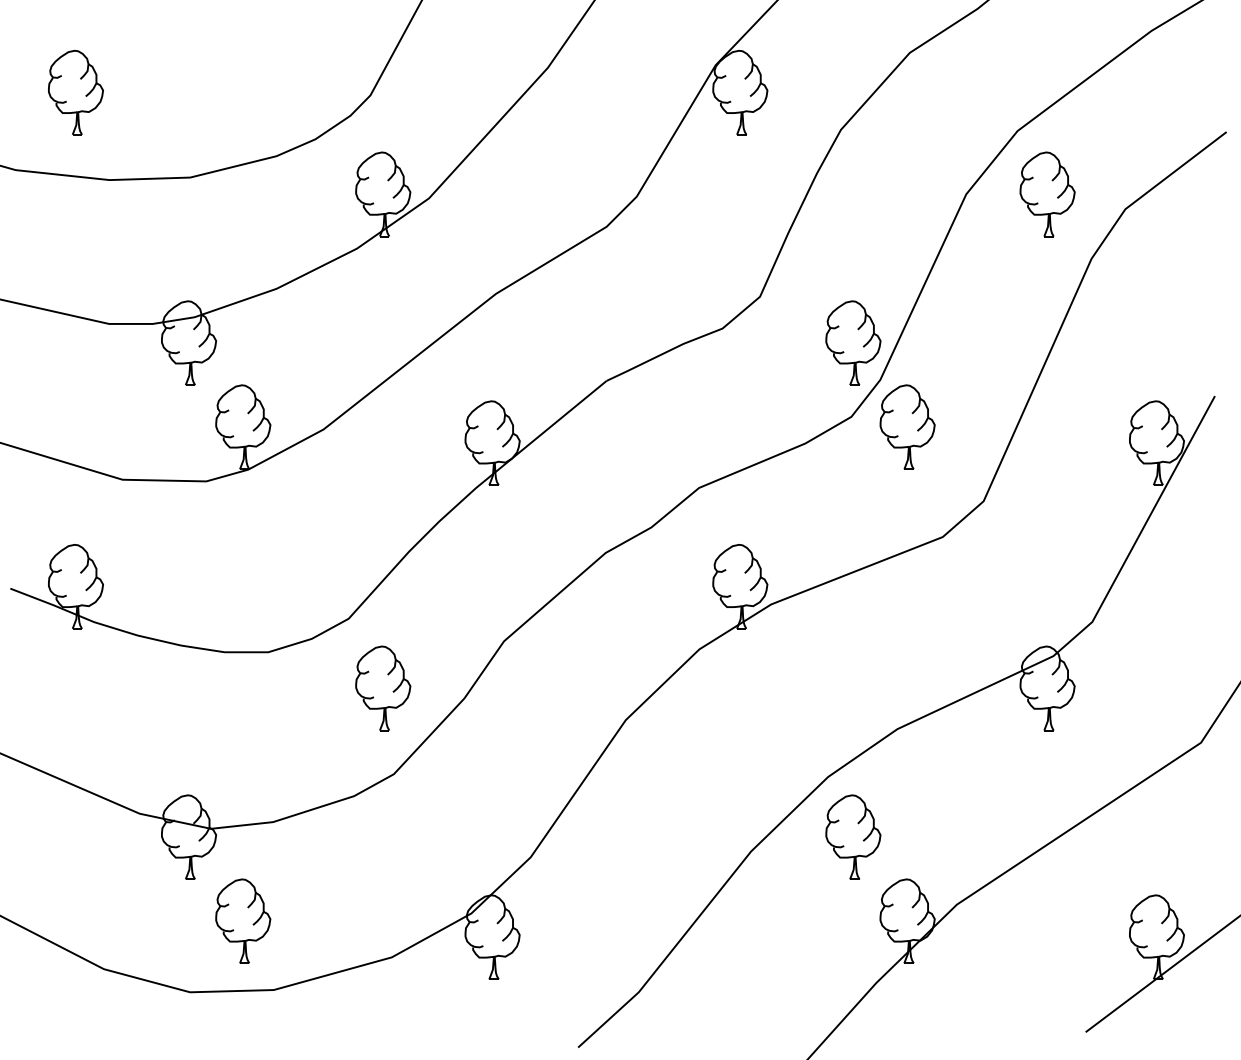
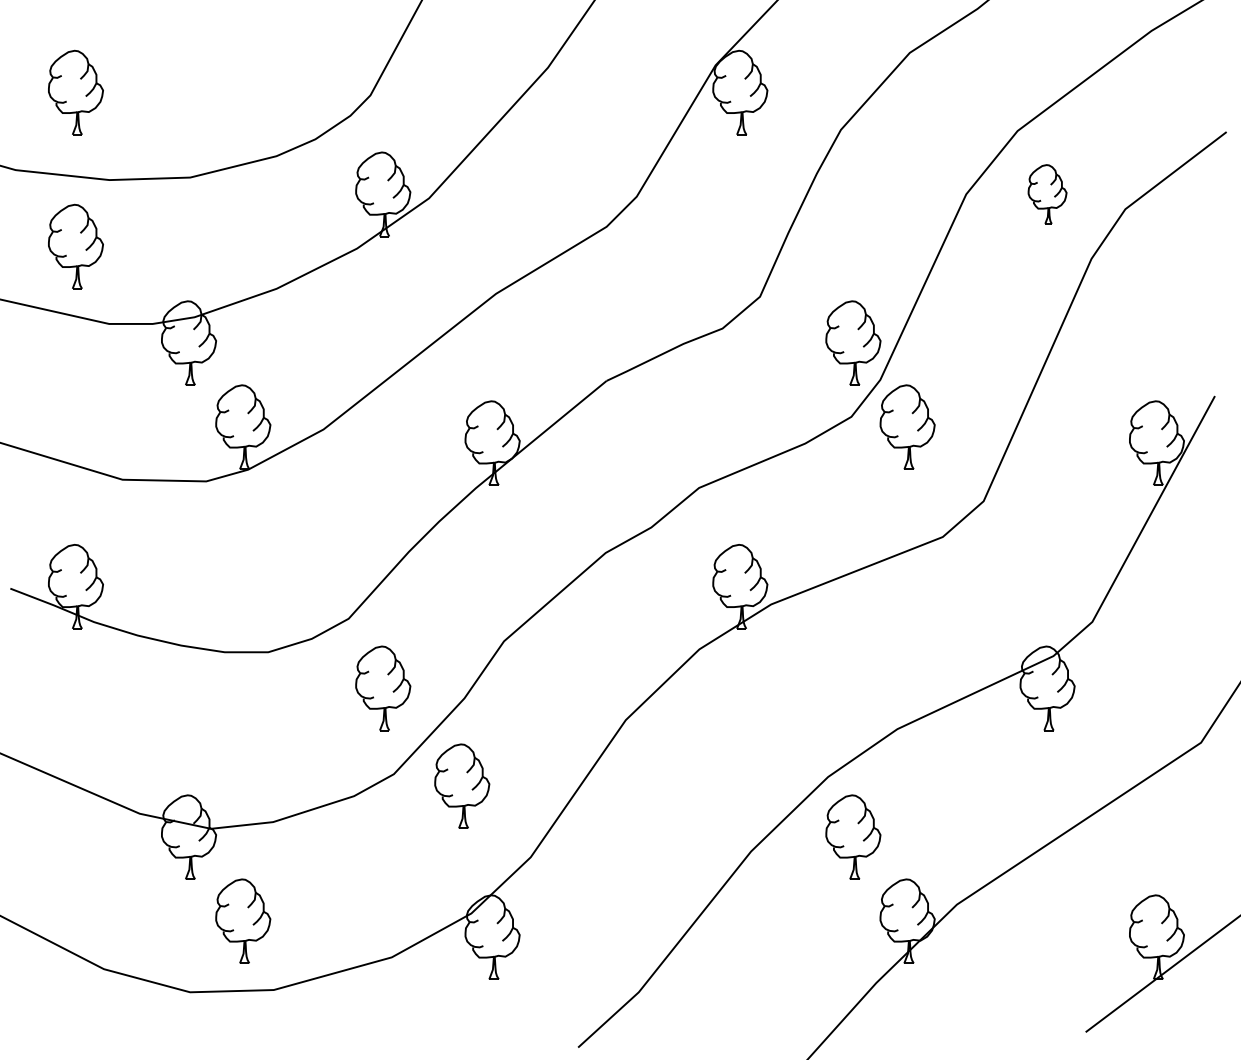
part size: 57x87 px -> 41x61 px (1047, 194)
part: none -> present (75, 246)
part: none -> present (462, 785)
